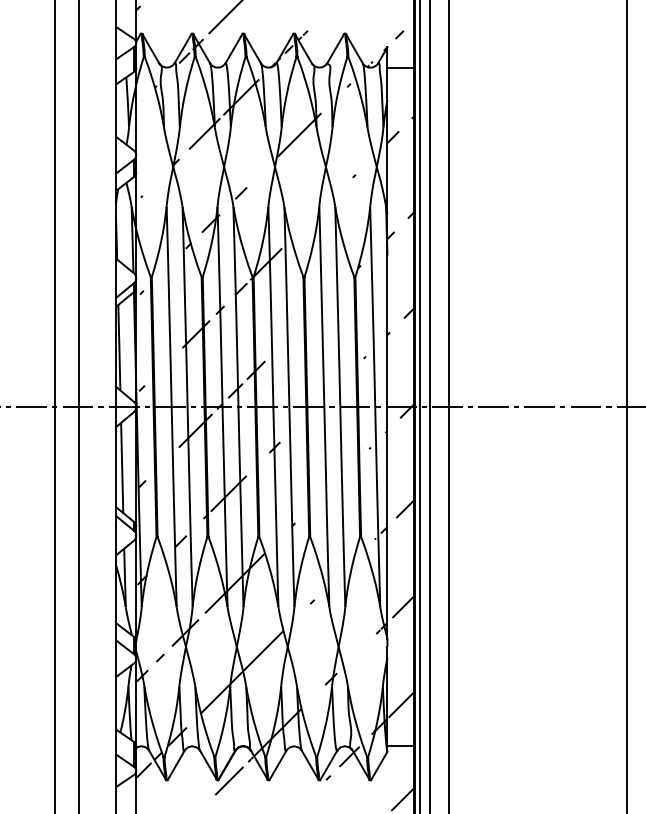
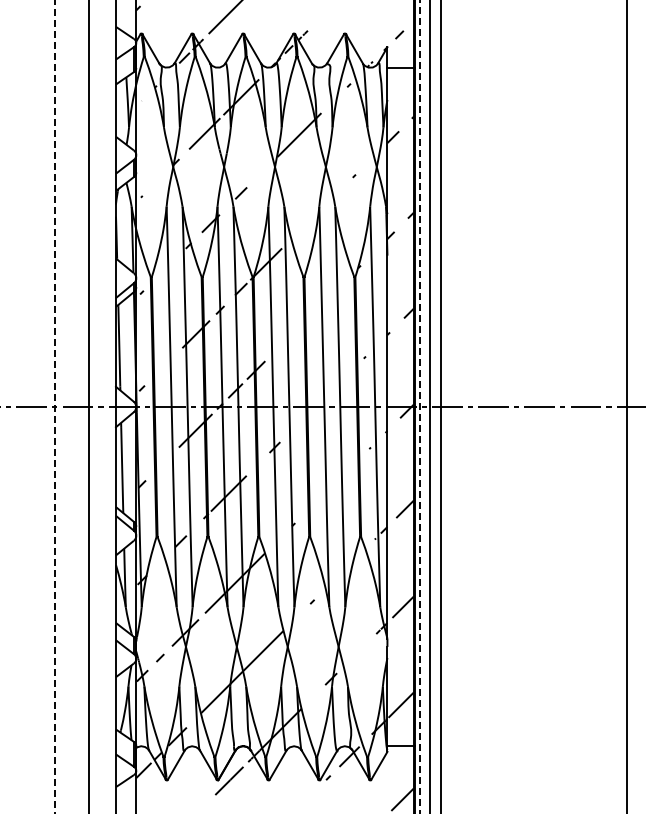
line: solid -> dashed (55, 406)
line position: (79, 406) -> (89, 406) (89, 406)
line position: (448, 406) -> (440, 406) (440, 406)
line: solid -> dashed (419, 407)
